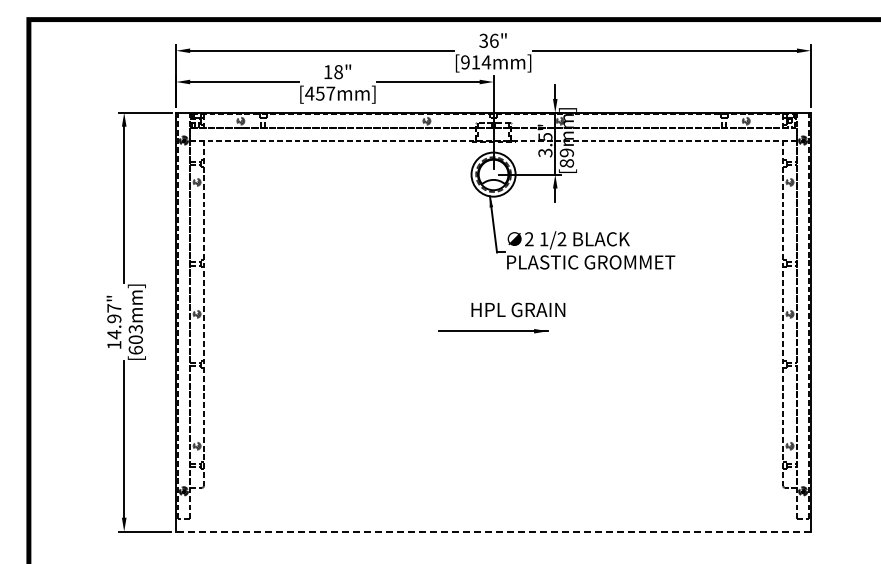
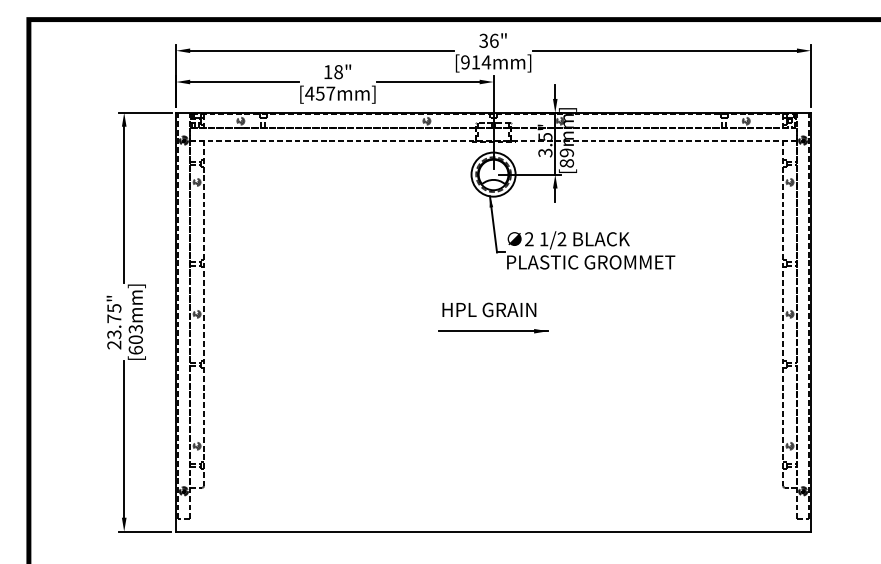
text position: (518, 309) -> (489, 309) (489, 309)
text: 14.97" -> 23.75" (114, 326)
line: dashed -> solid (493, 531)
